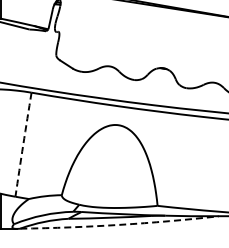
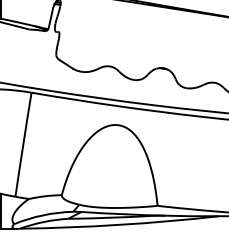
arc: dashed -> solid (23, 144)
arc: dashed -> solid (119, 224)
